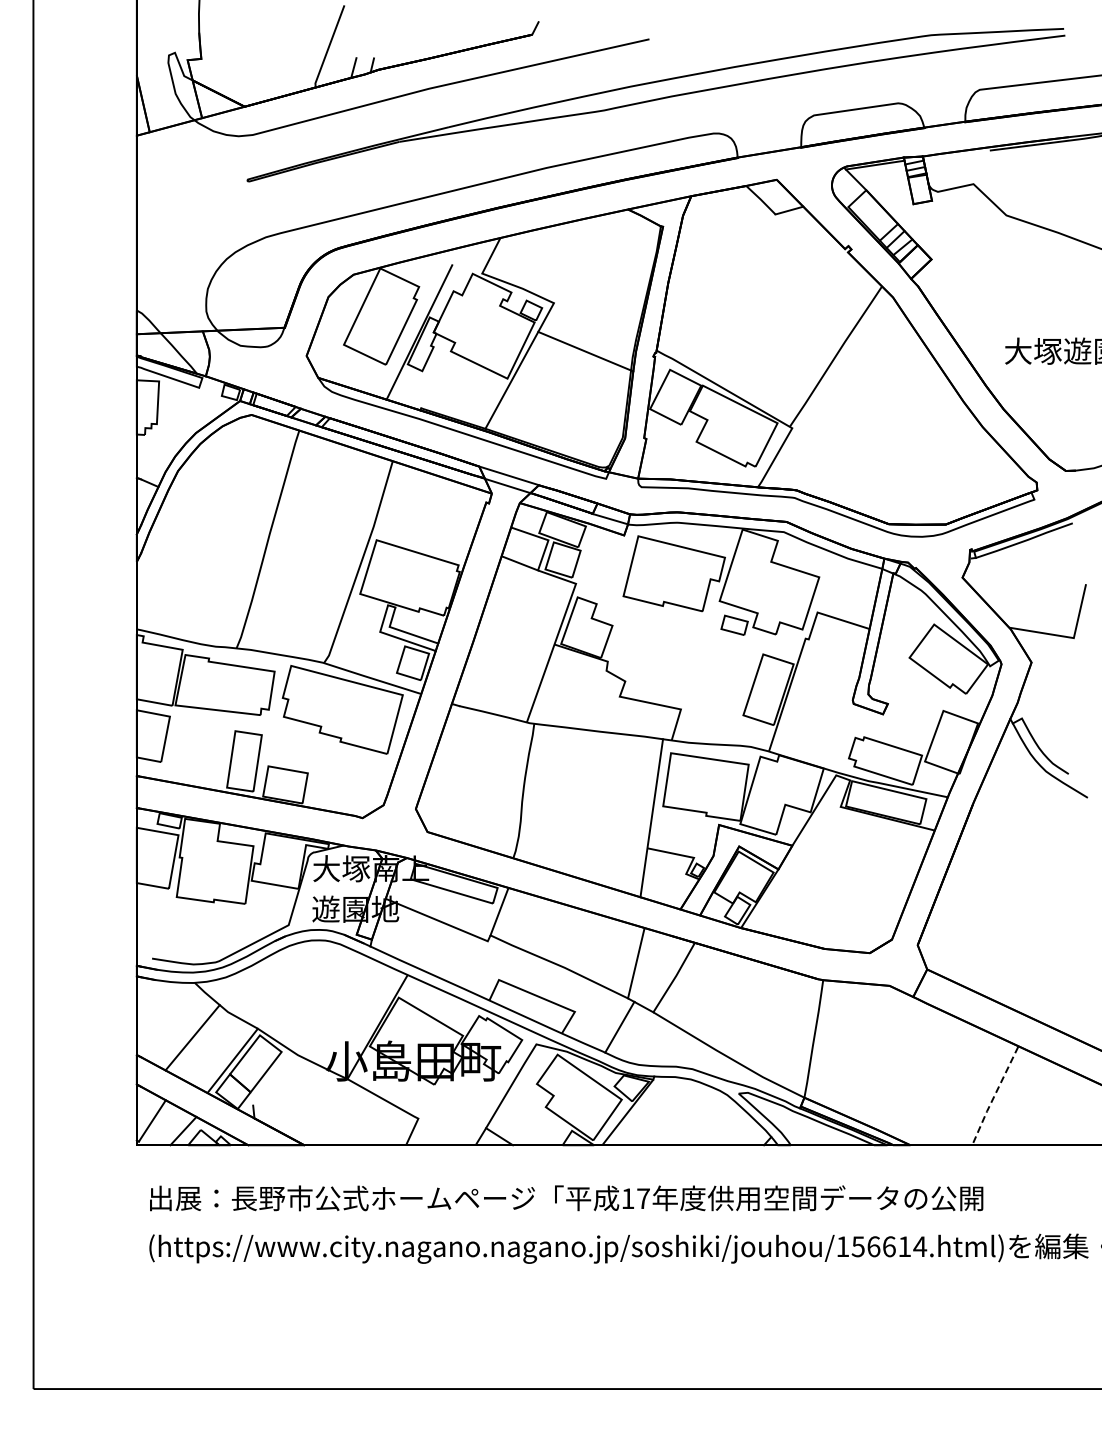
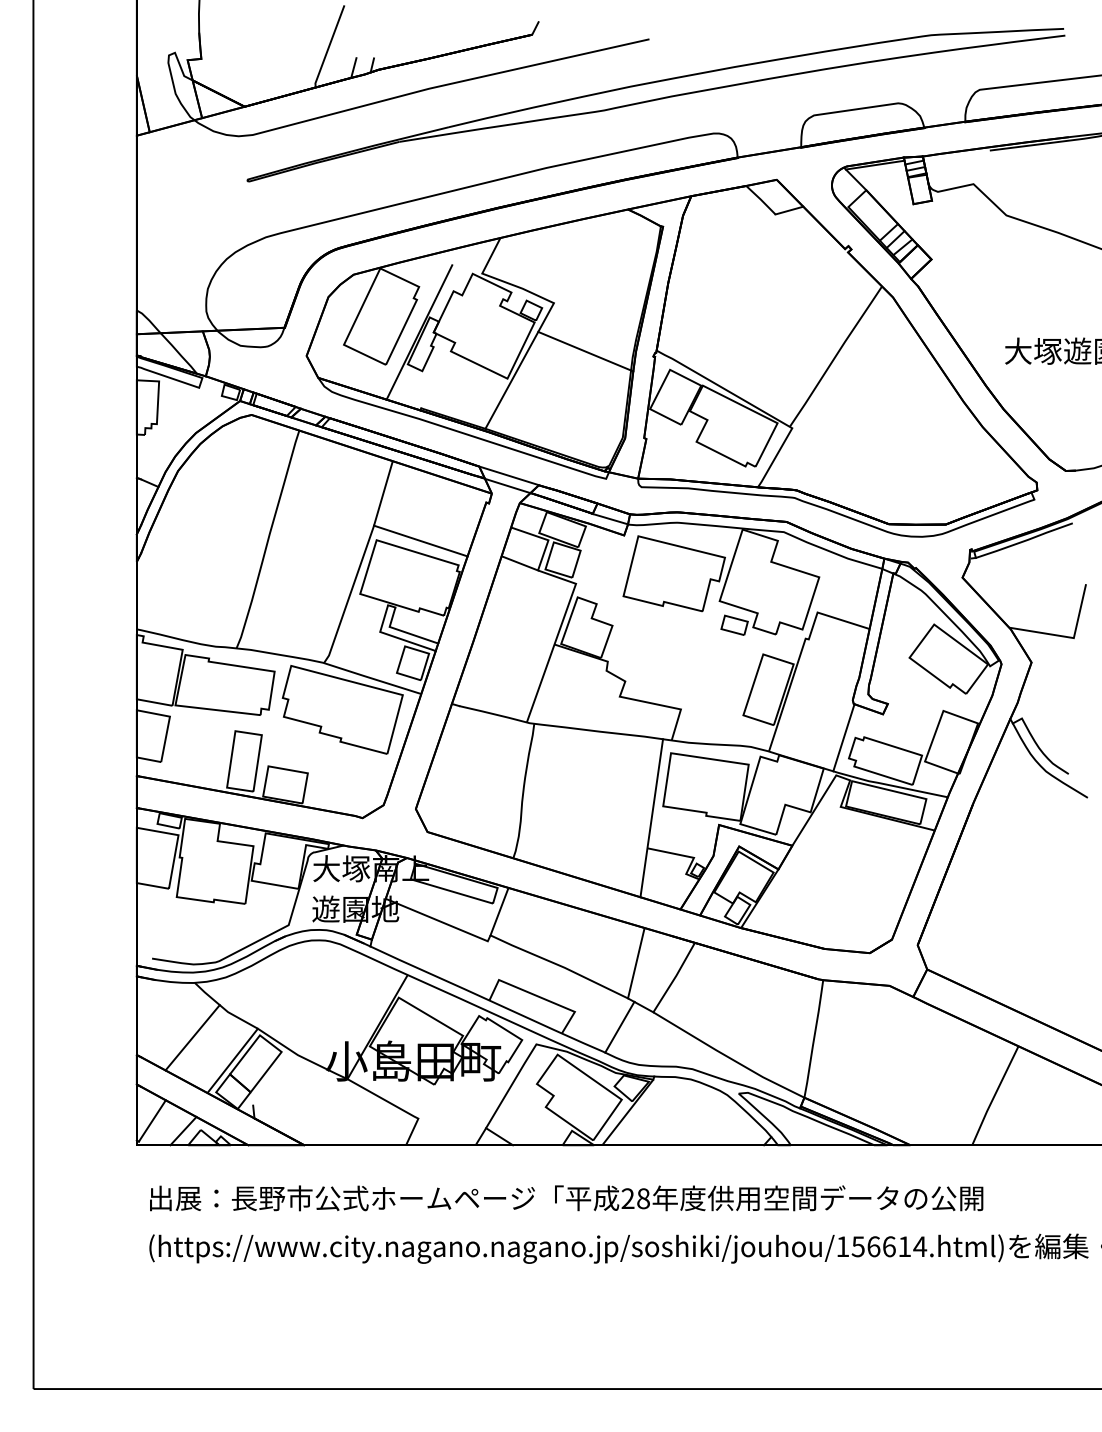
line: none -> present (420, 540)
line: none -> present (843, 737)
line: dashed -> solid (994, 1097)
text: 17 -> 28 (635, 1198)
